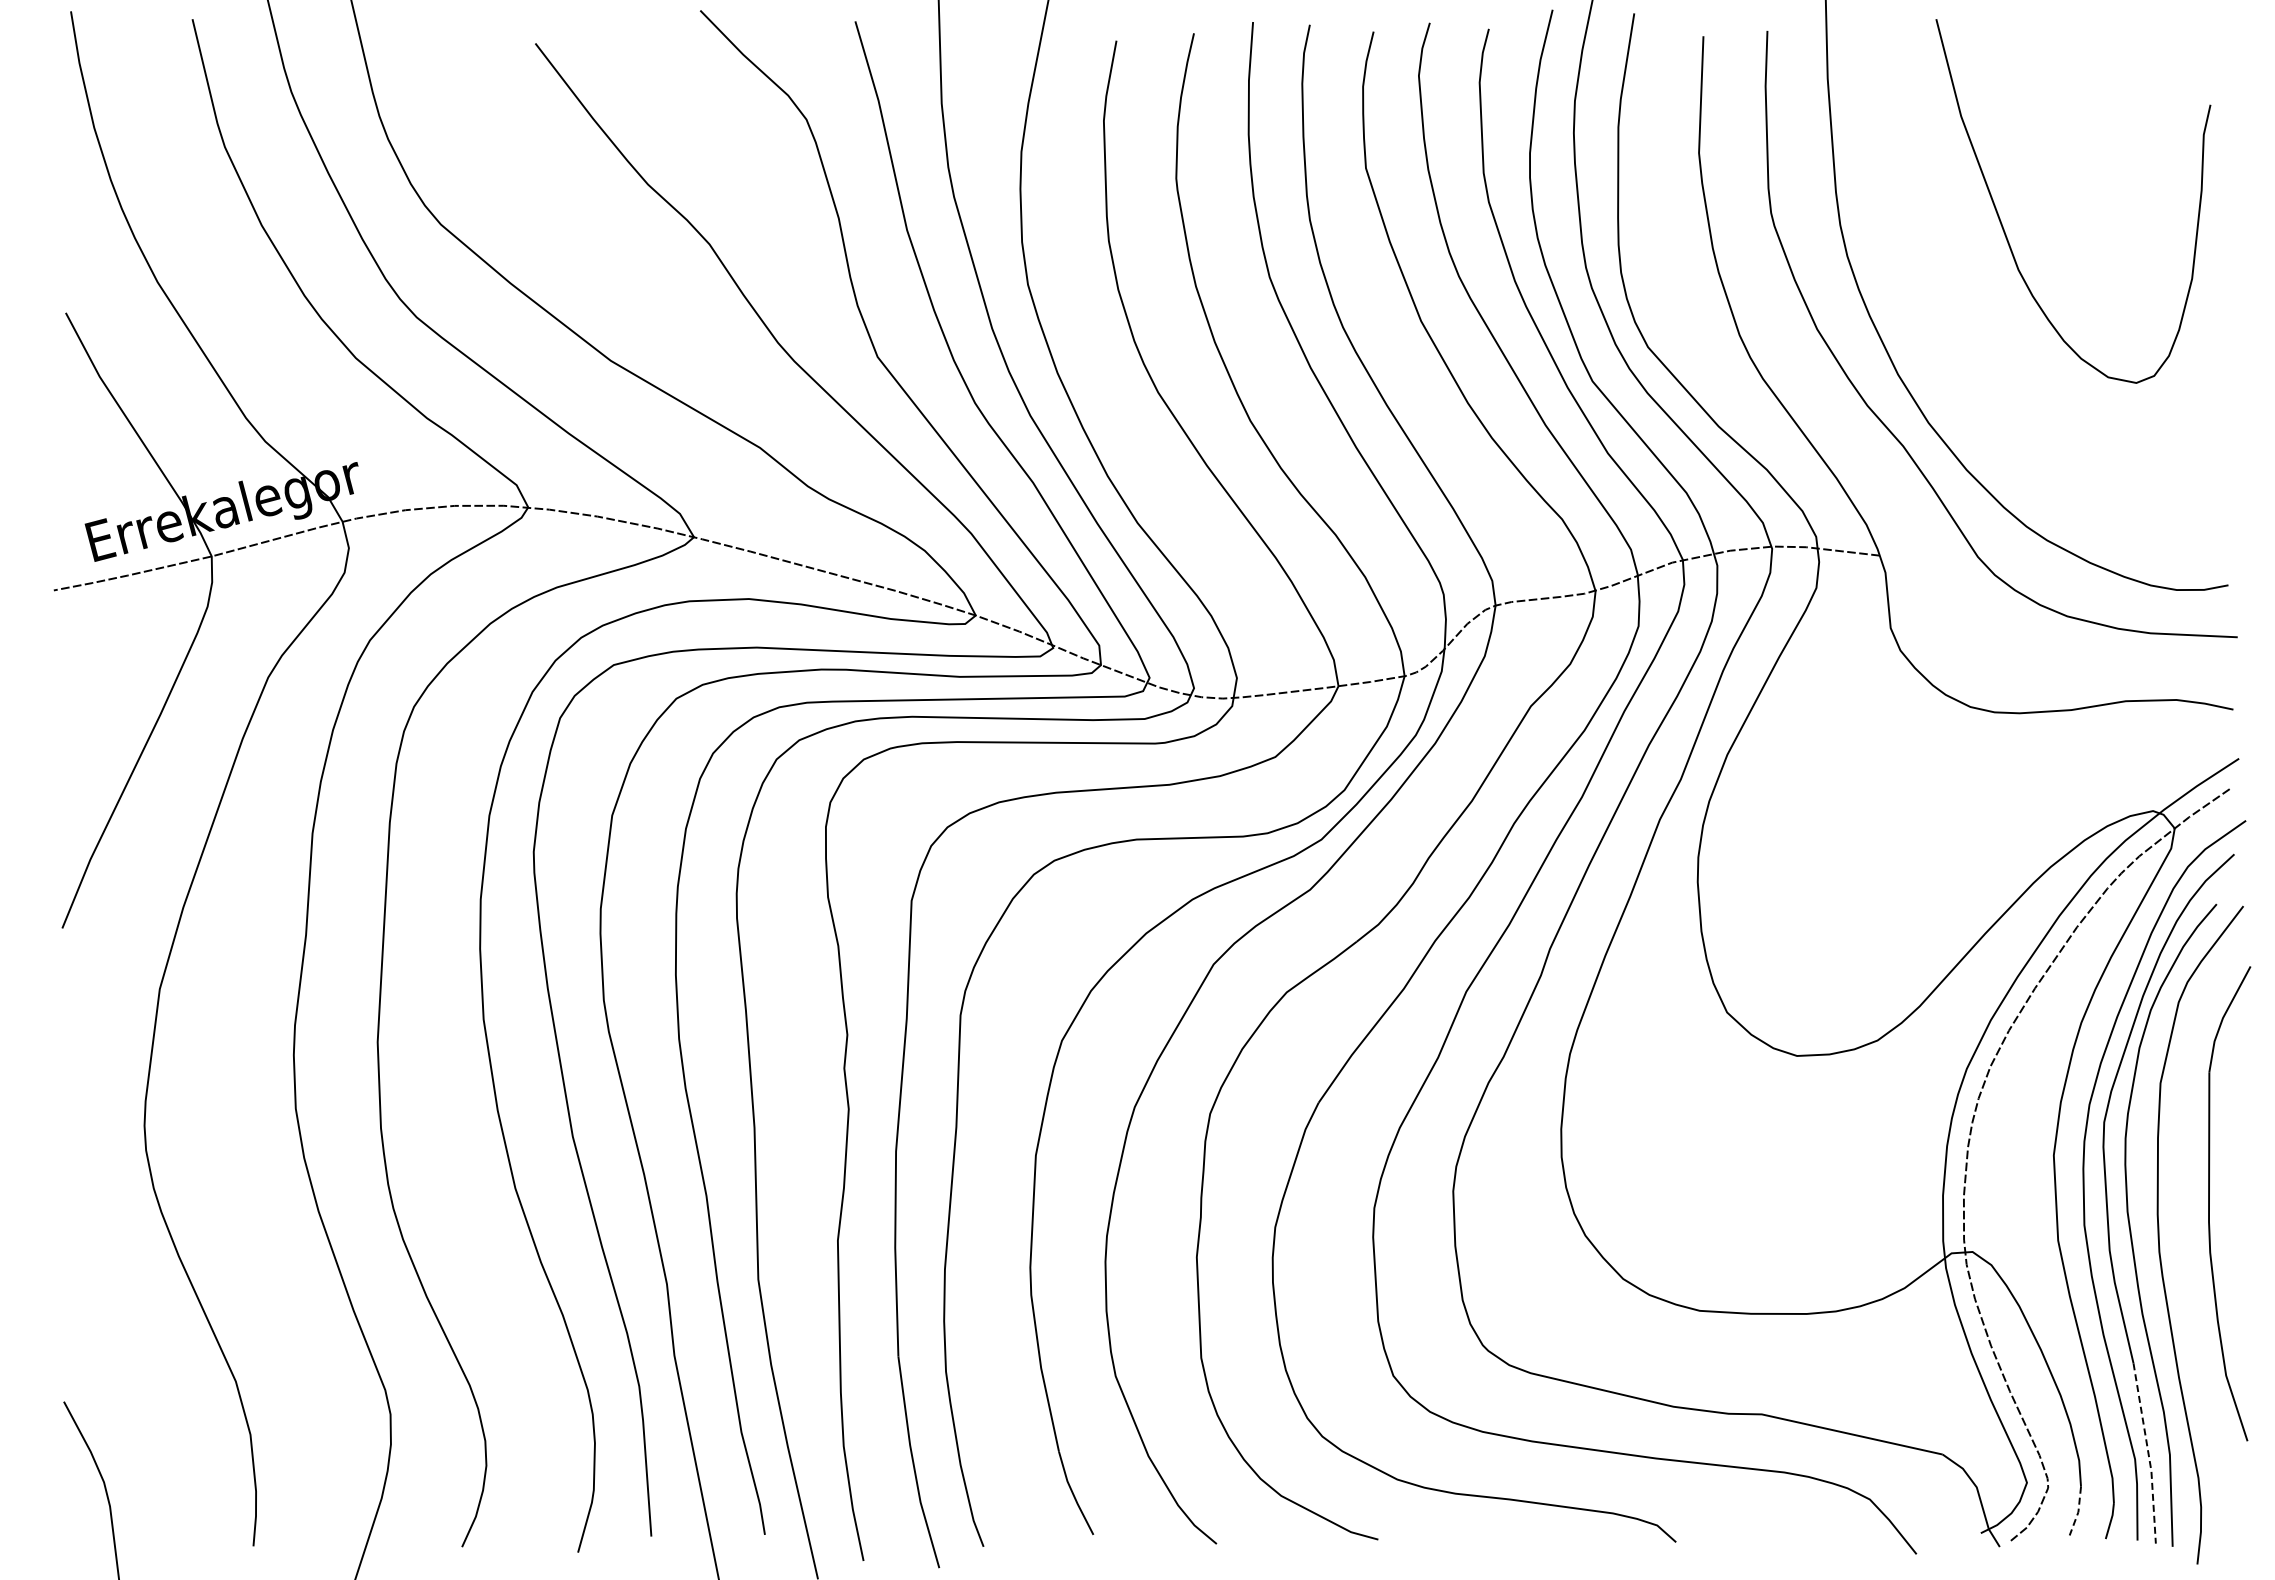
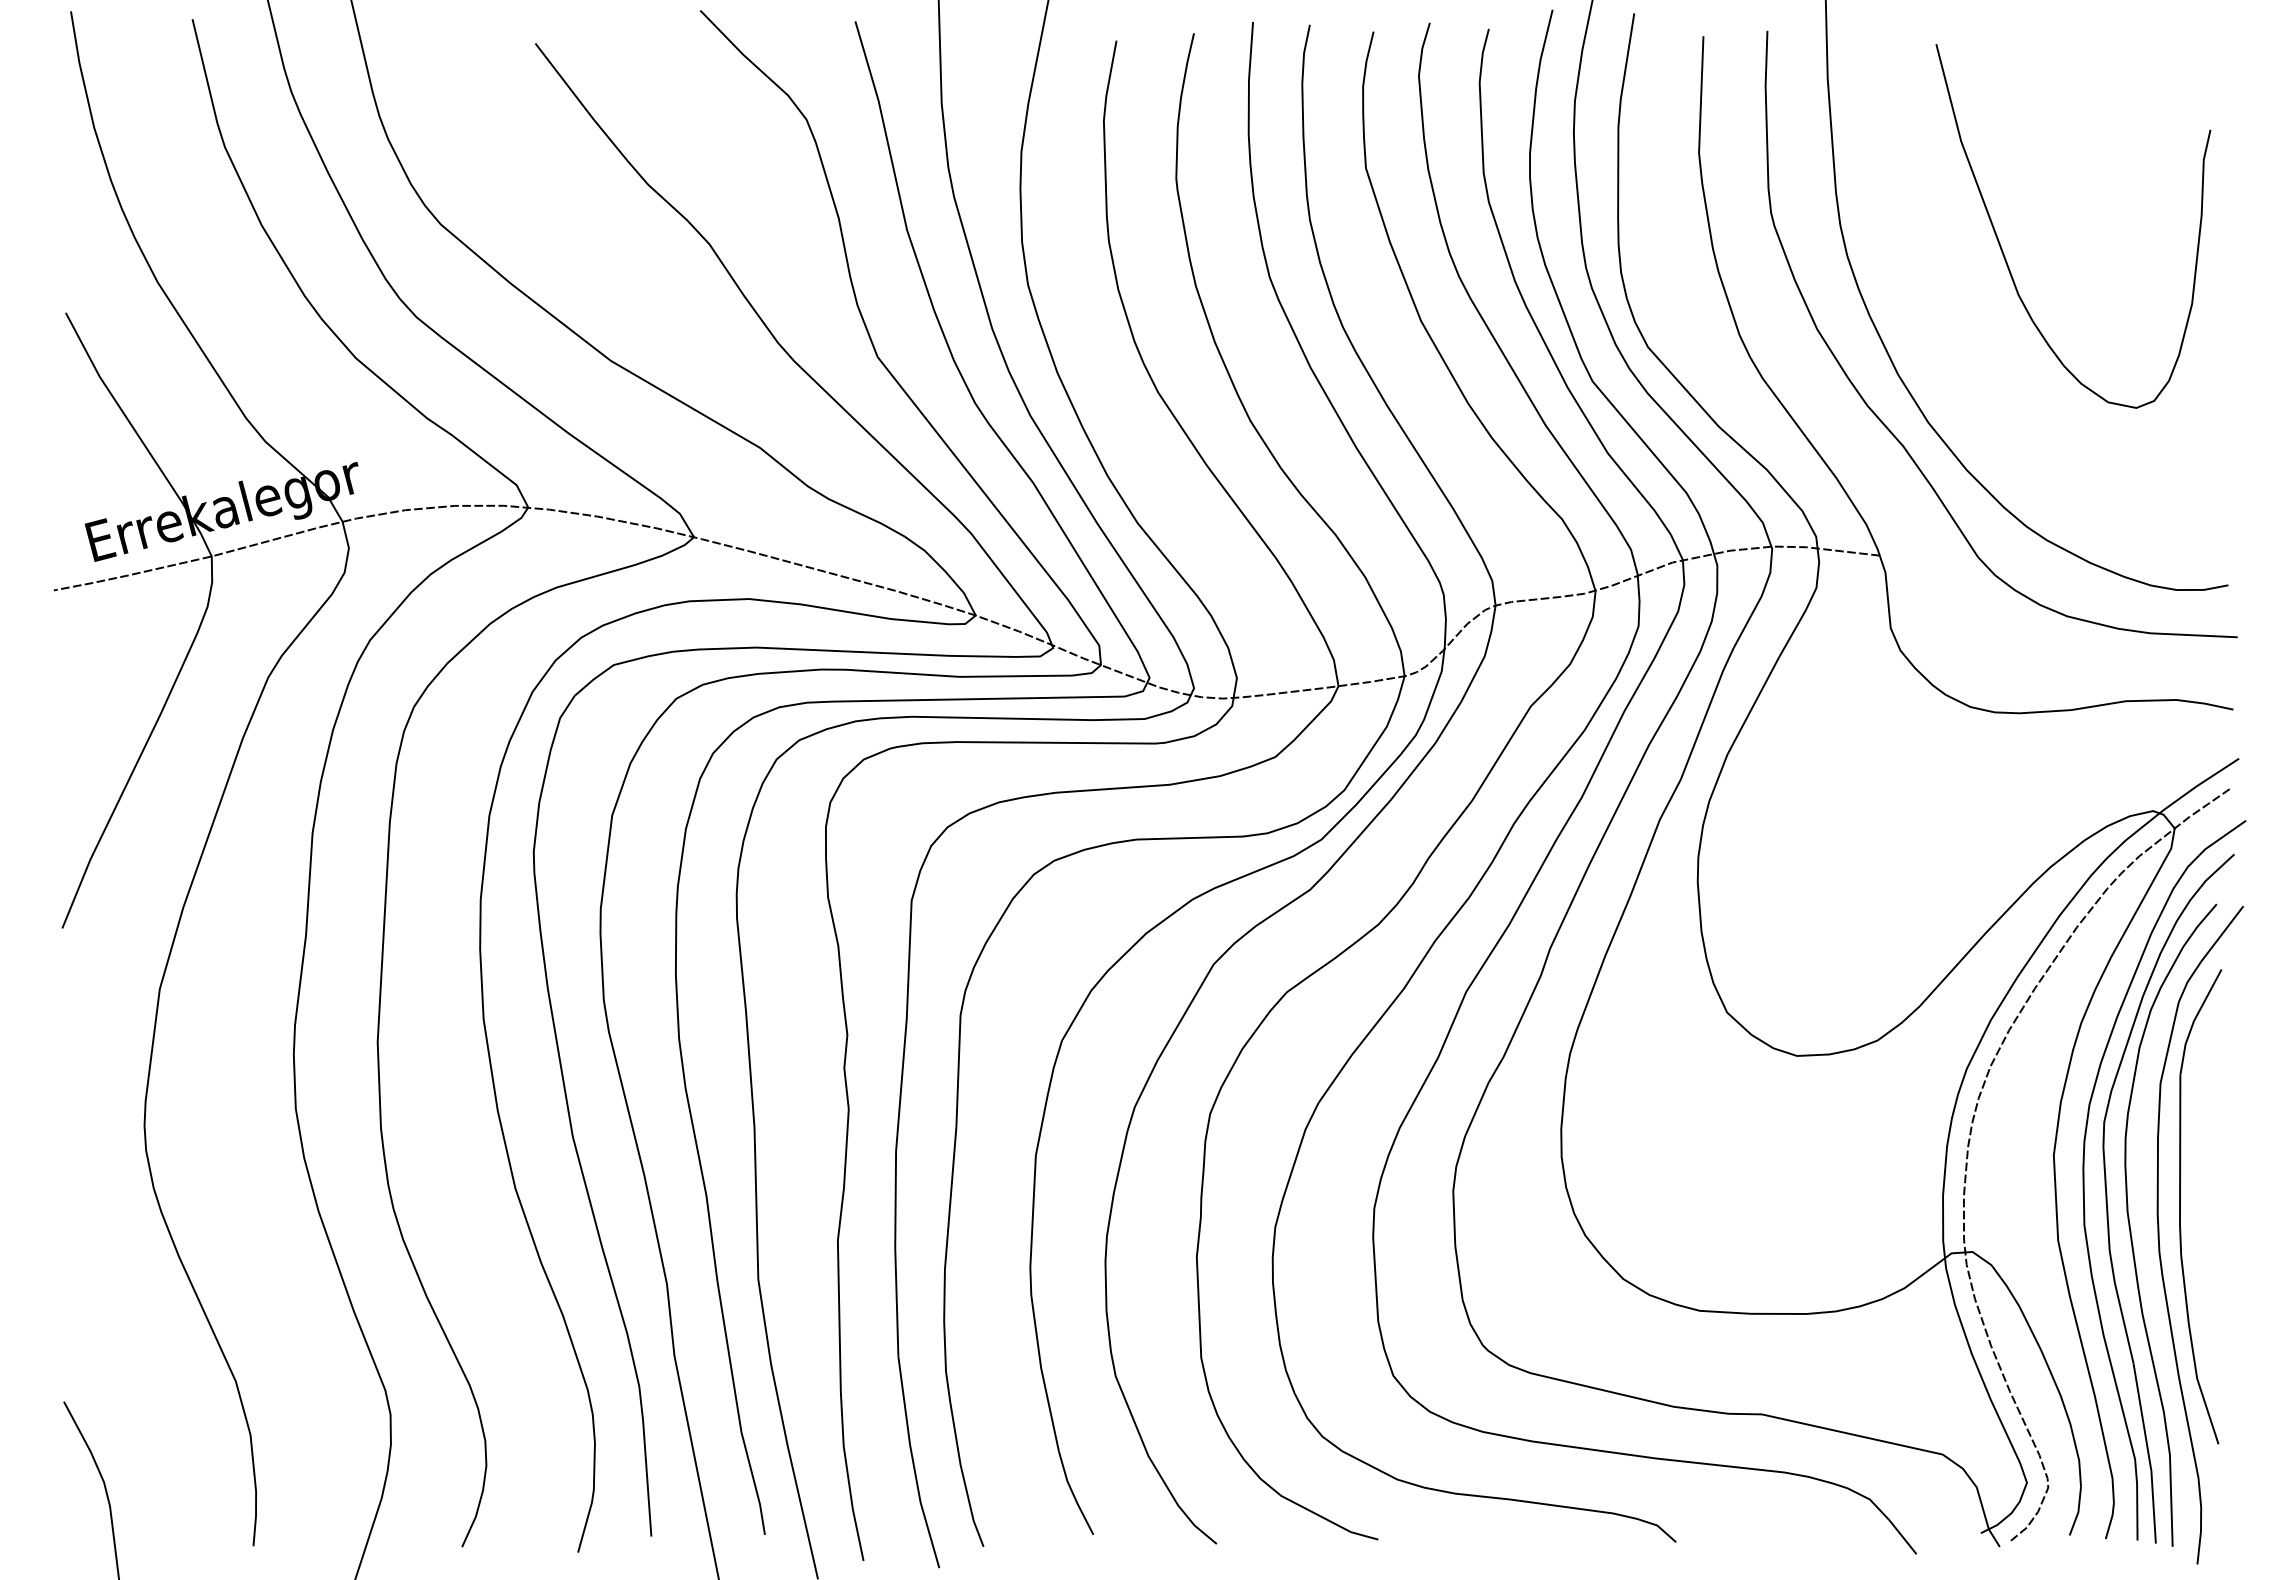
curve position: (2005, 231) -> (2005, 256) (2005, 256)
part position: (2209, 1203) -> (2180, 1206) (2180, 1206)
line: dashed -> solid (2148, 1453)
line: dashed -> solid (2078, 1512)
